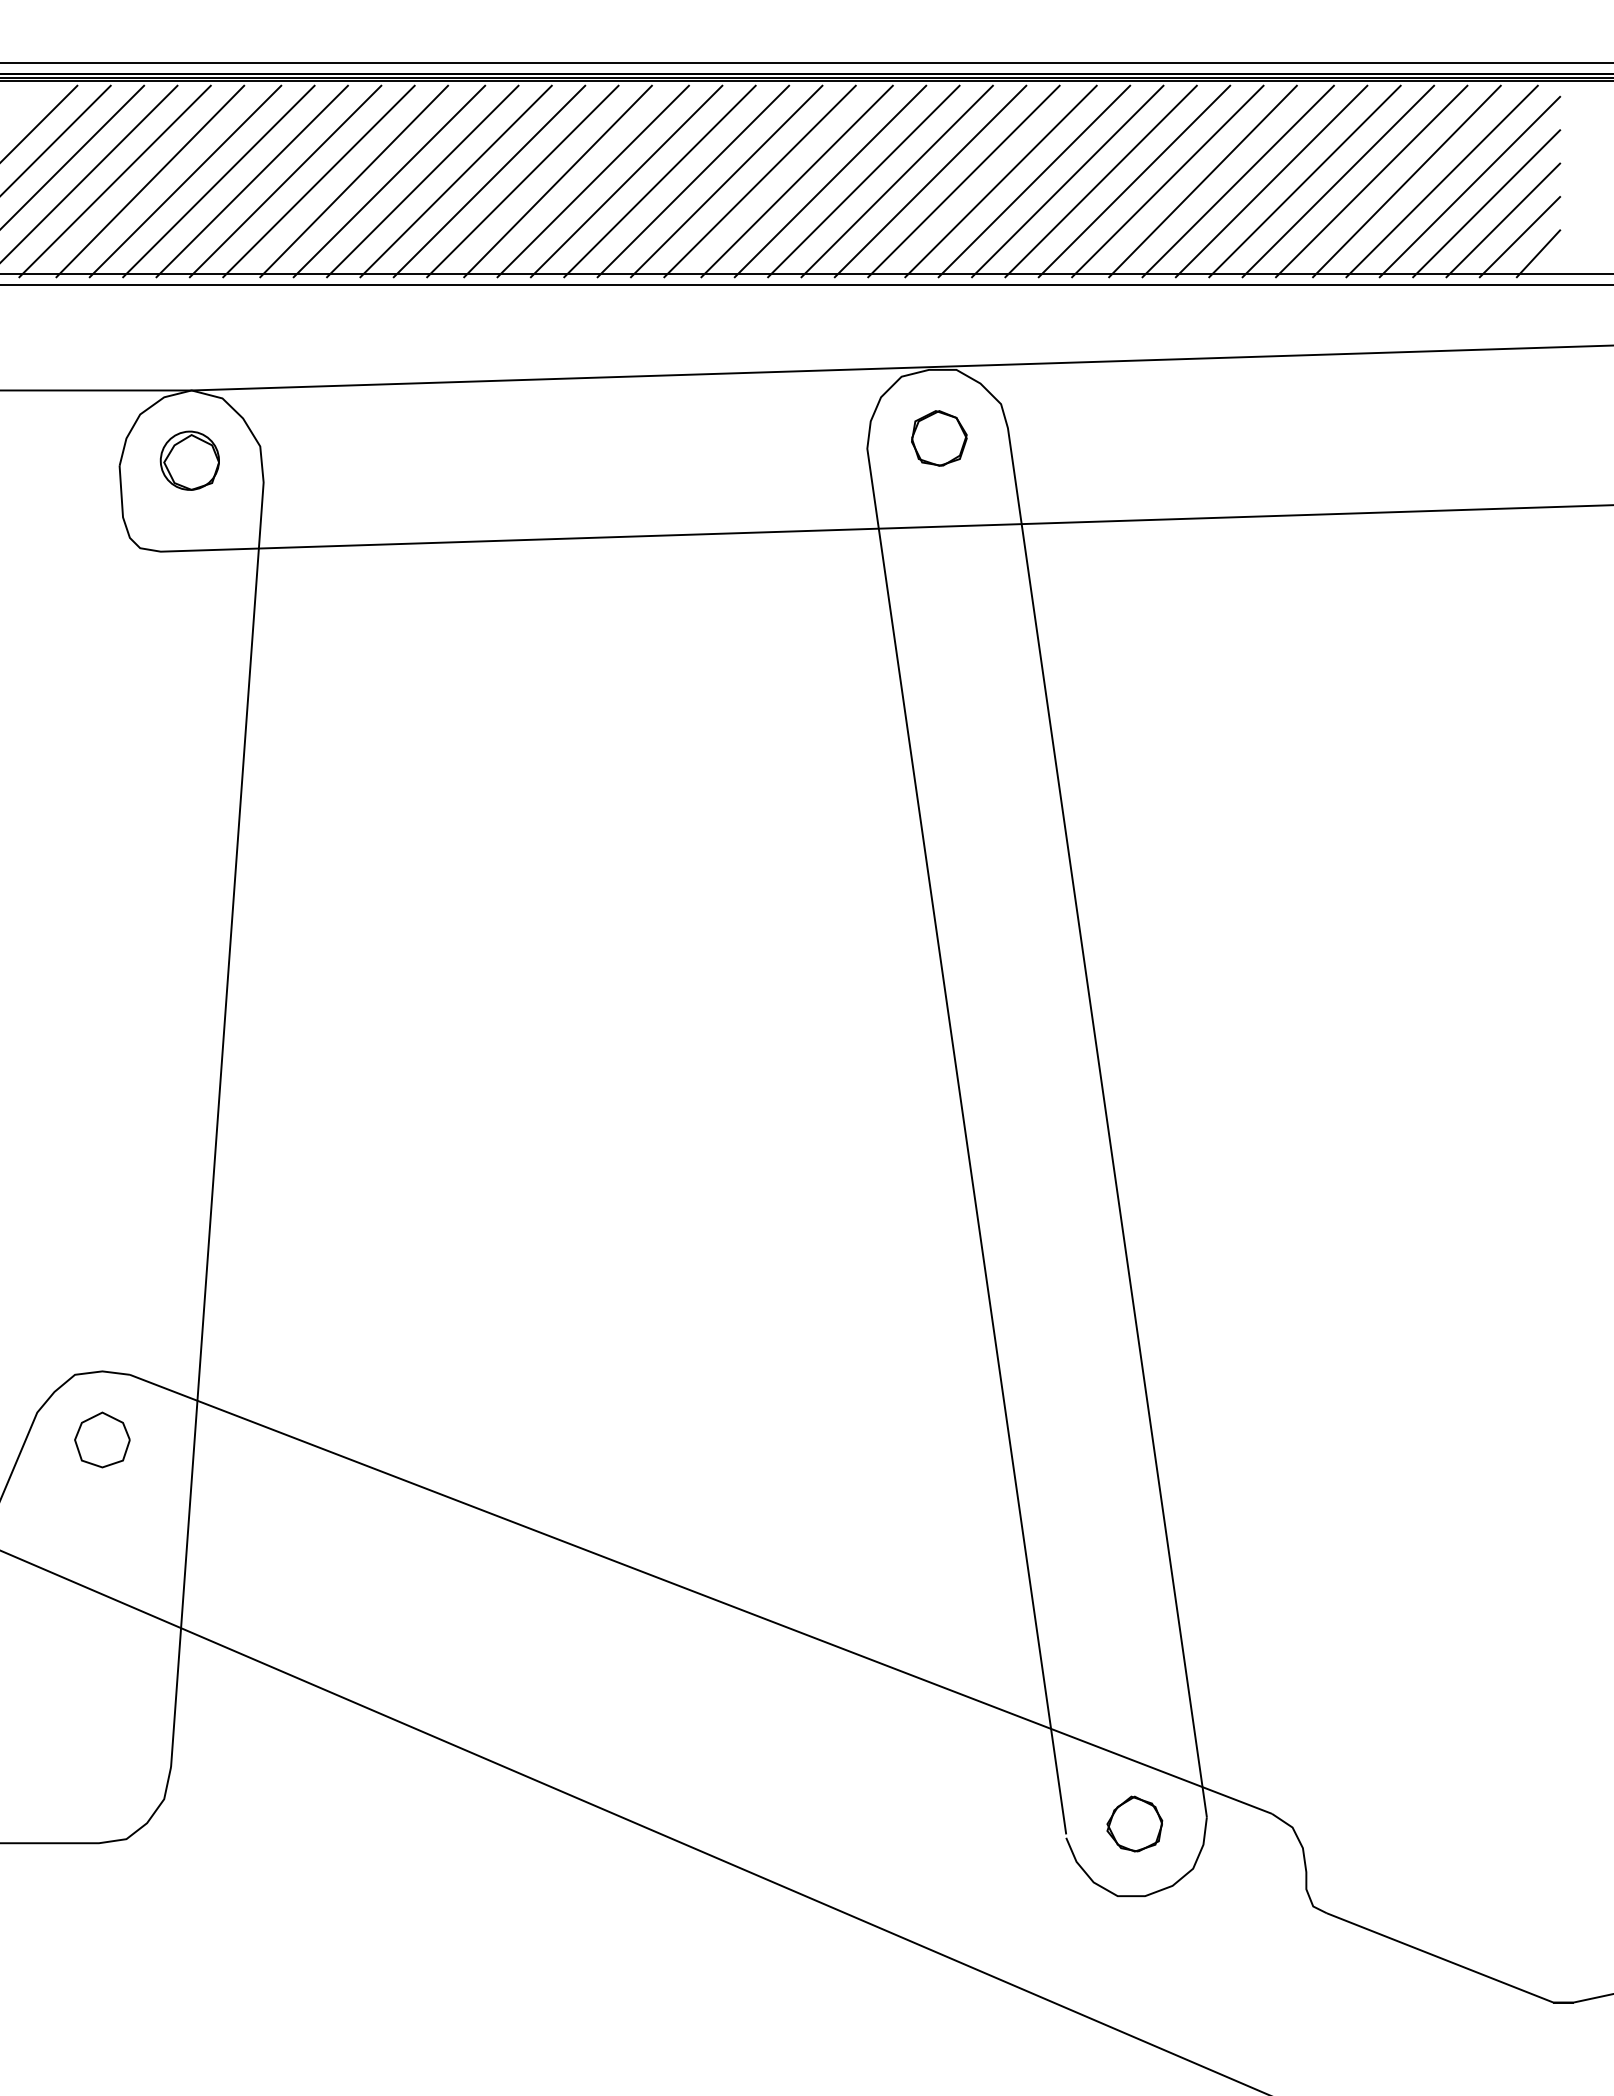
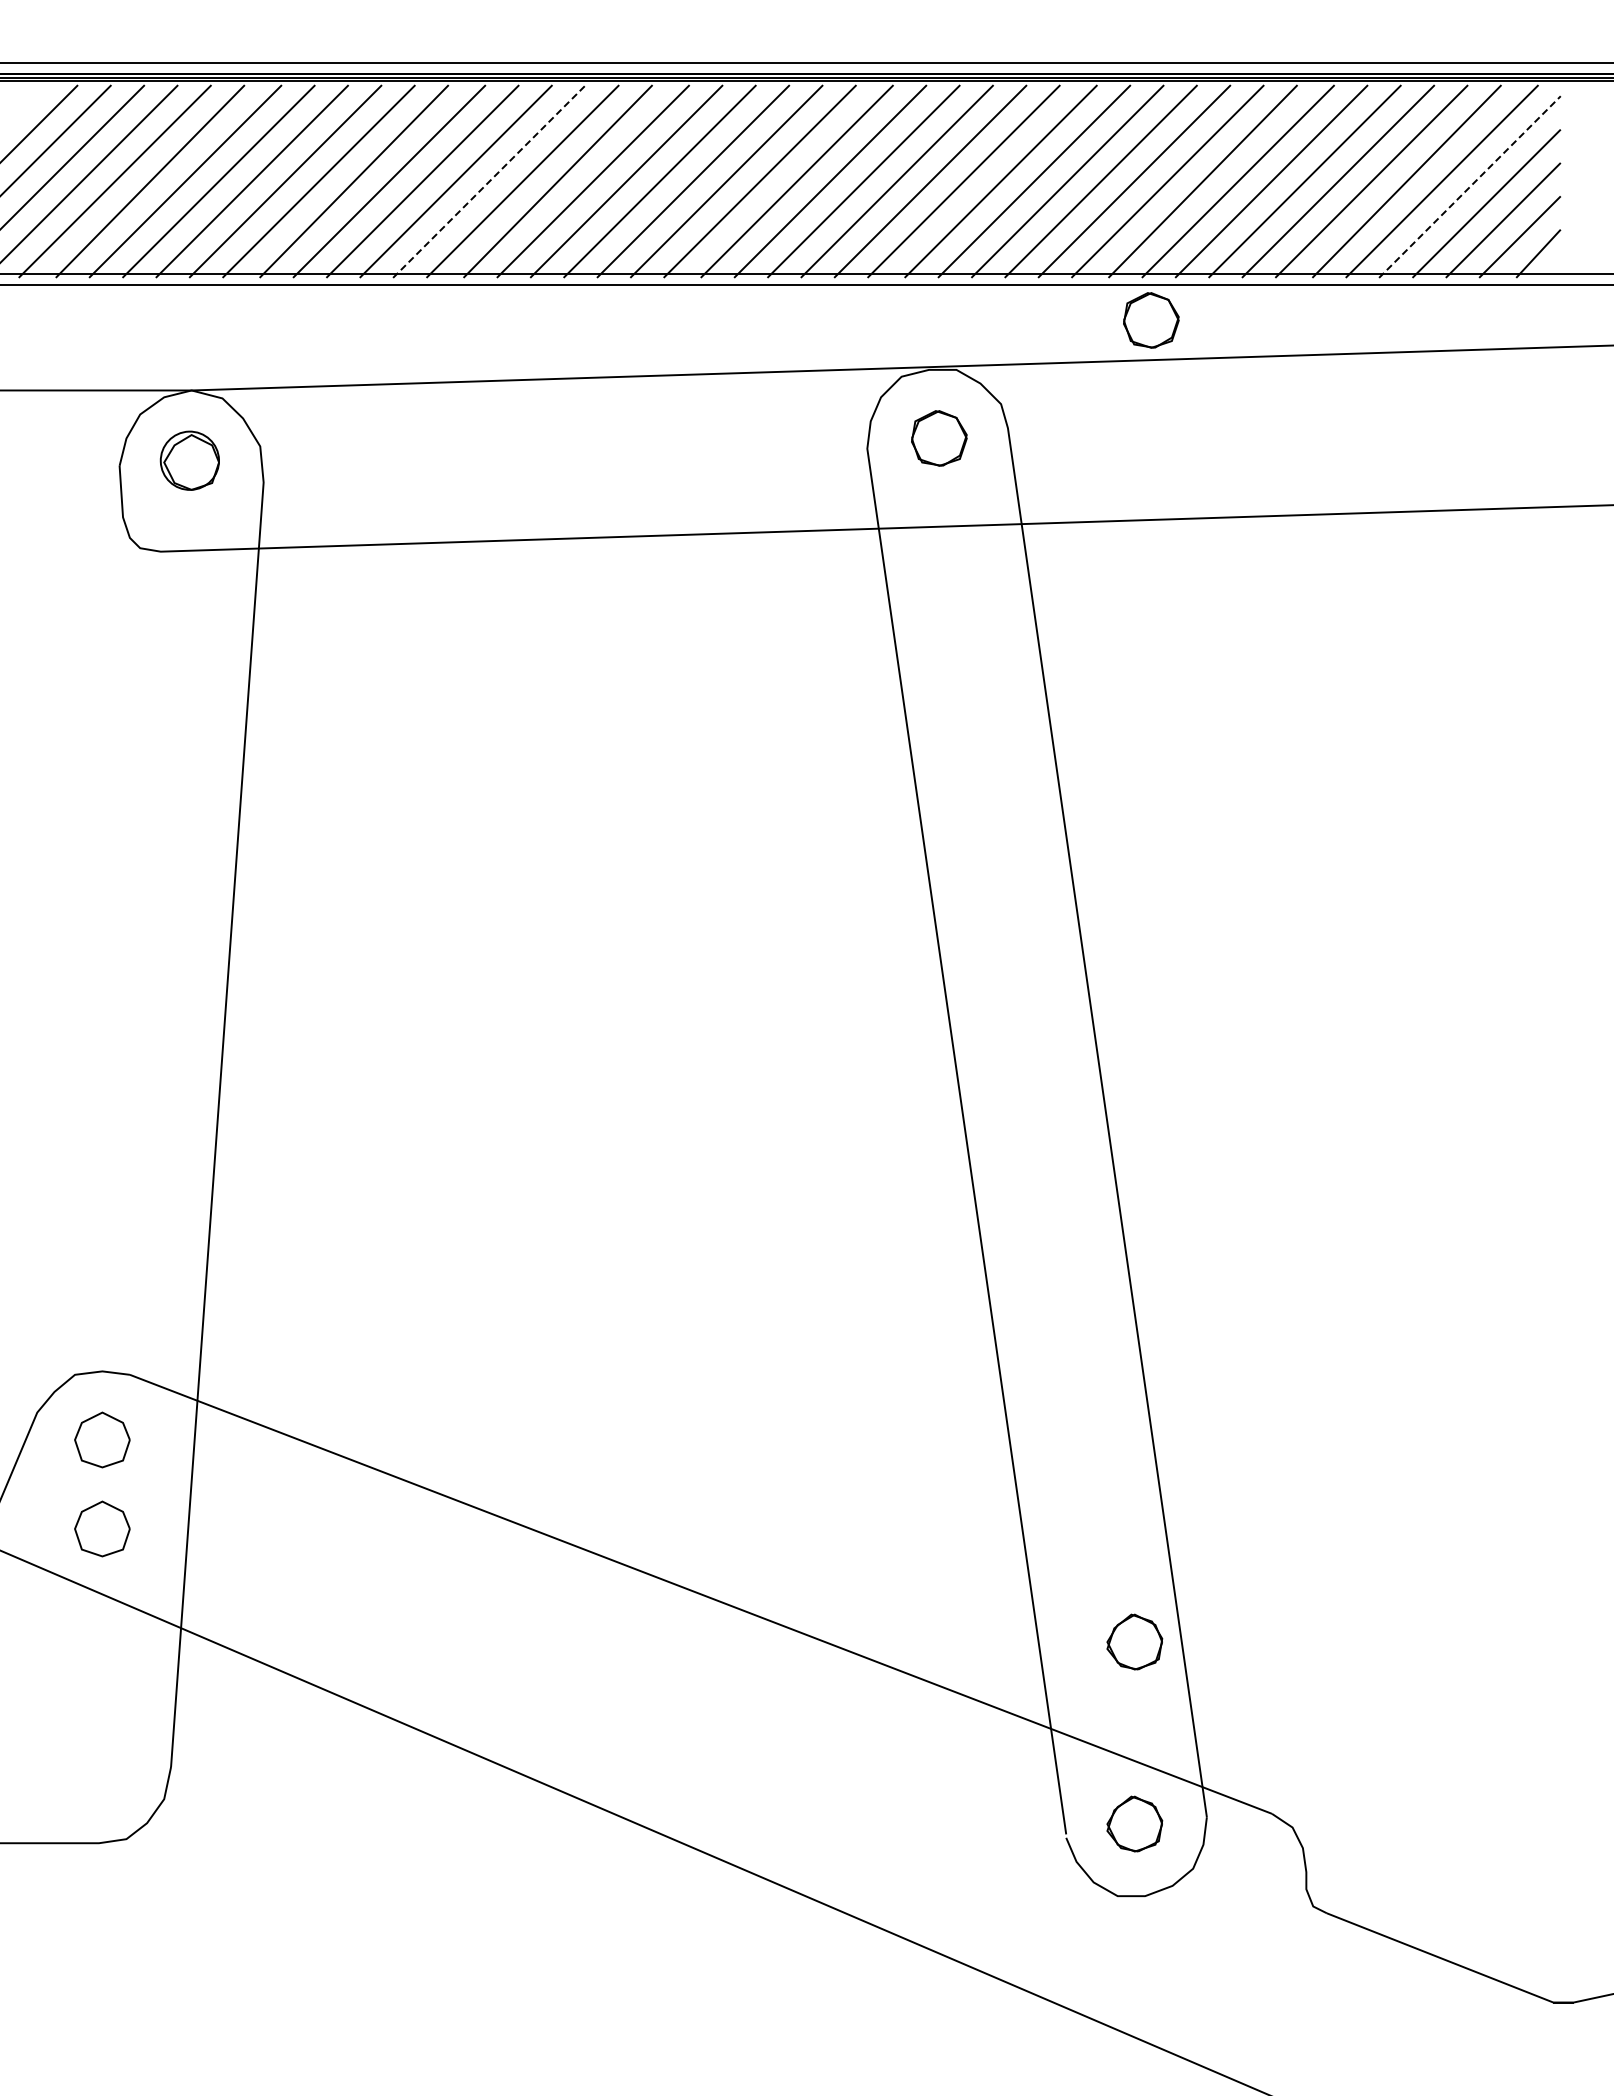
line: solid -> dashed (489, 181)
line: solid -> dashed (1470, 186)
part: none -> present (1151, 320)
part: none -> present (102, 1528)
part: none -> present (1134, 1641)
